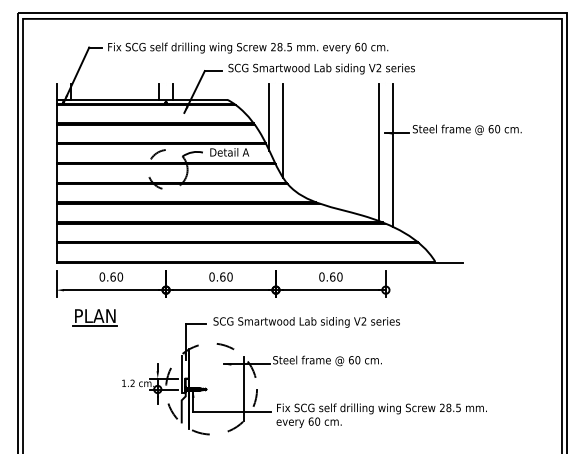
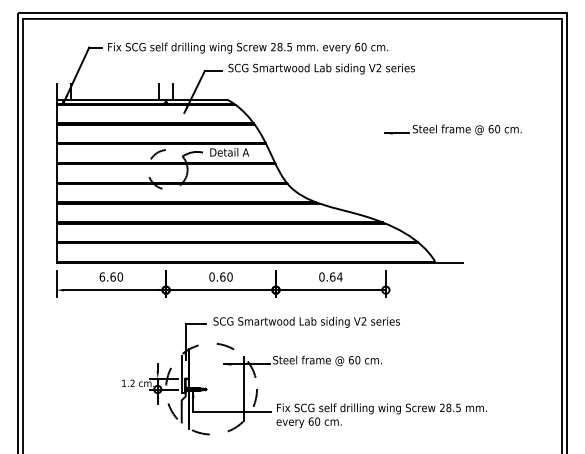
line: present -> none (269, 117)
line: present -> none (282, 130)
line: present -> none (378, 151)
line: present -> none (392, 154)
text: 0.60 -> 6.60 (102, 276)
text: 0.60 -> 0.64 (339, 276)
part: present -> none (94, 317)
